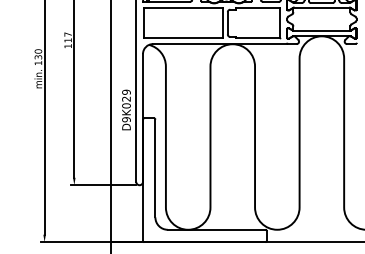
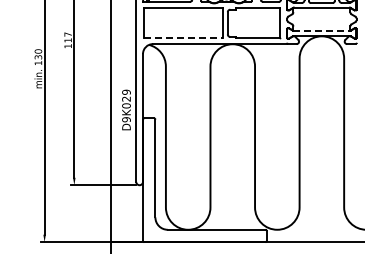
line: solid -> dashed (321, 30)
line: solid -> dashed (183, 38)
